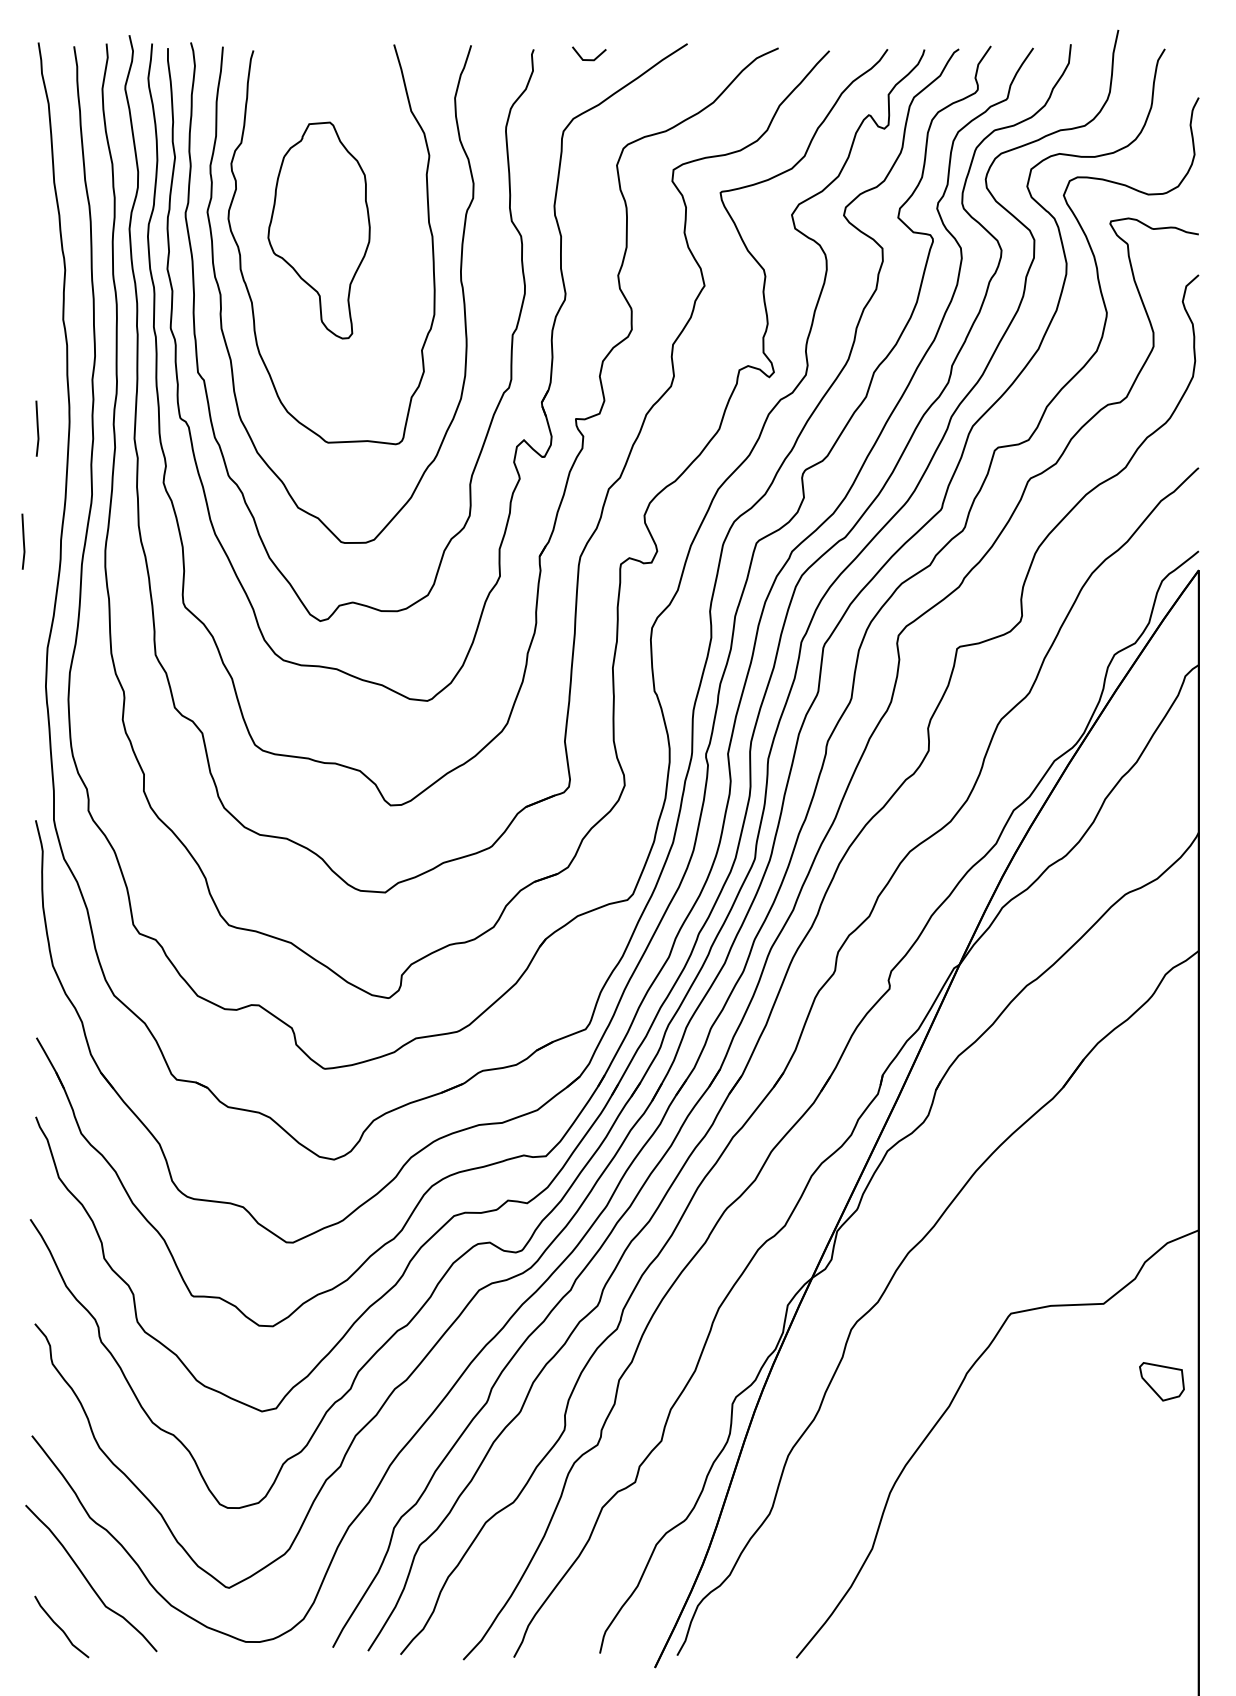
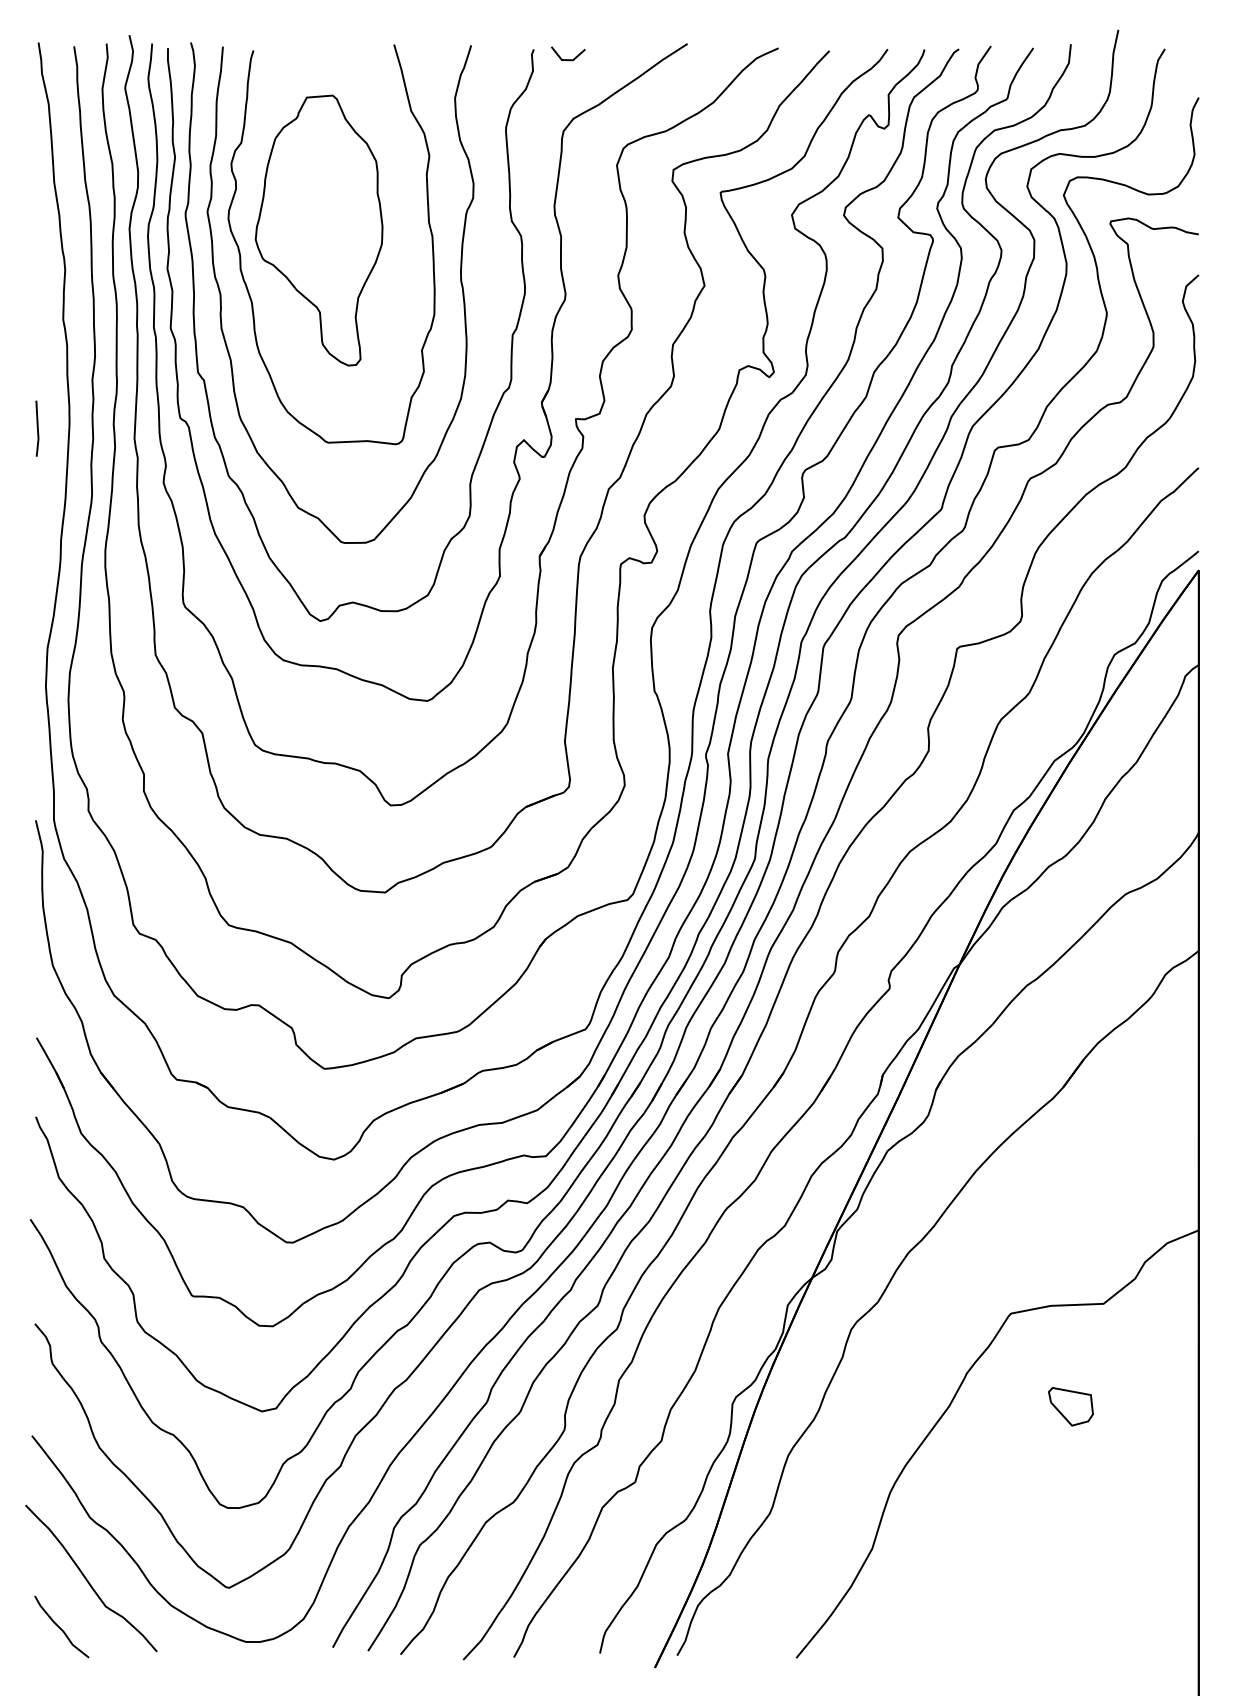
line position: (589, 59) -> (568, 59) (568, 59)
part size: 104x219 px -> 130x273 px (318, 230)
line: present -> none (23, 541)
part position: (1161, 1381) -> (1070, 1406) (1070, 1406)
